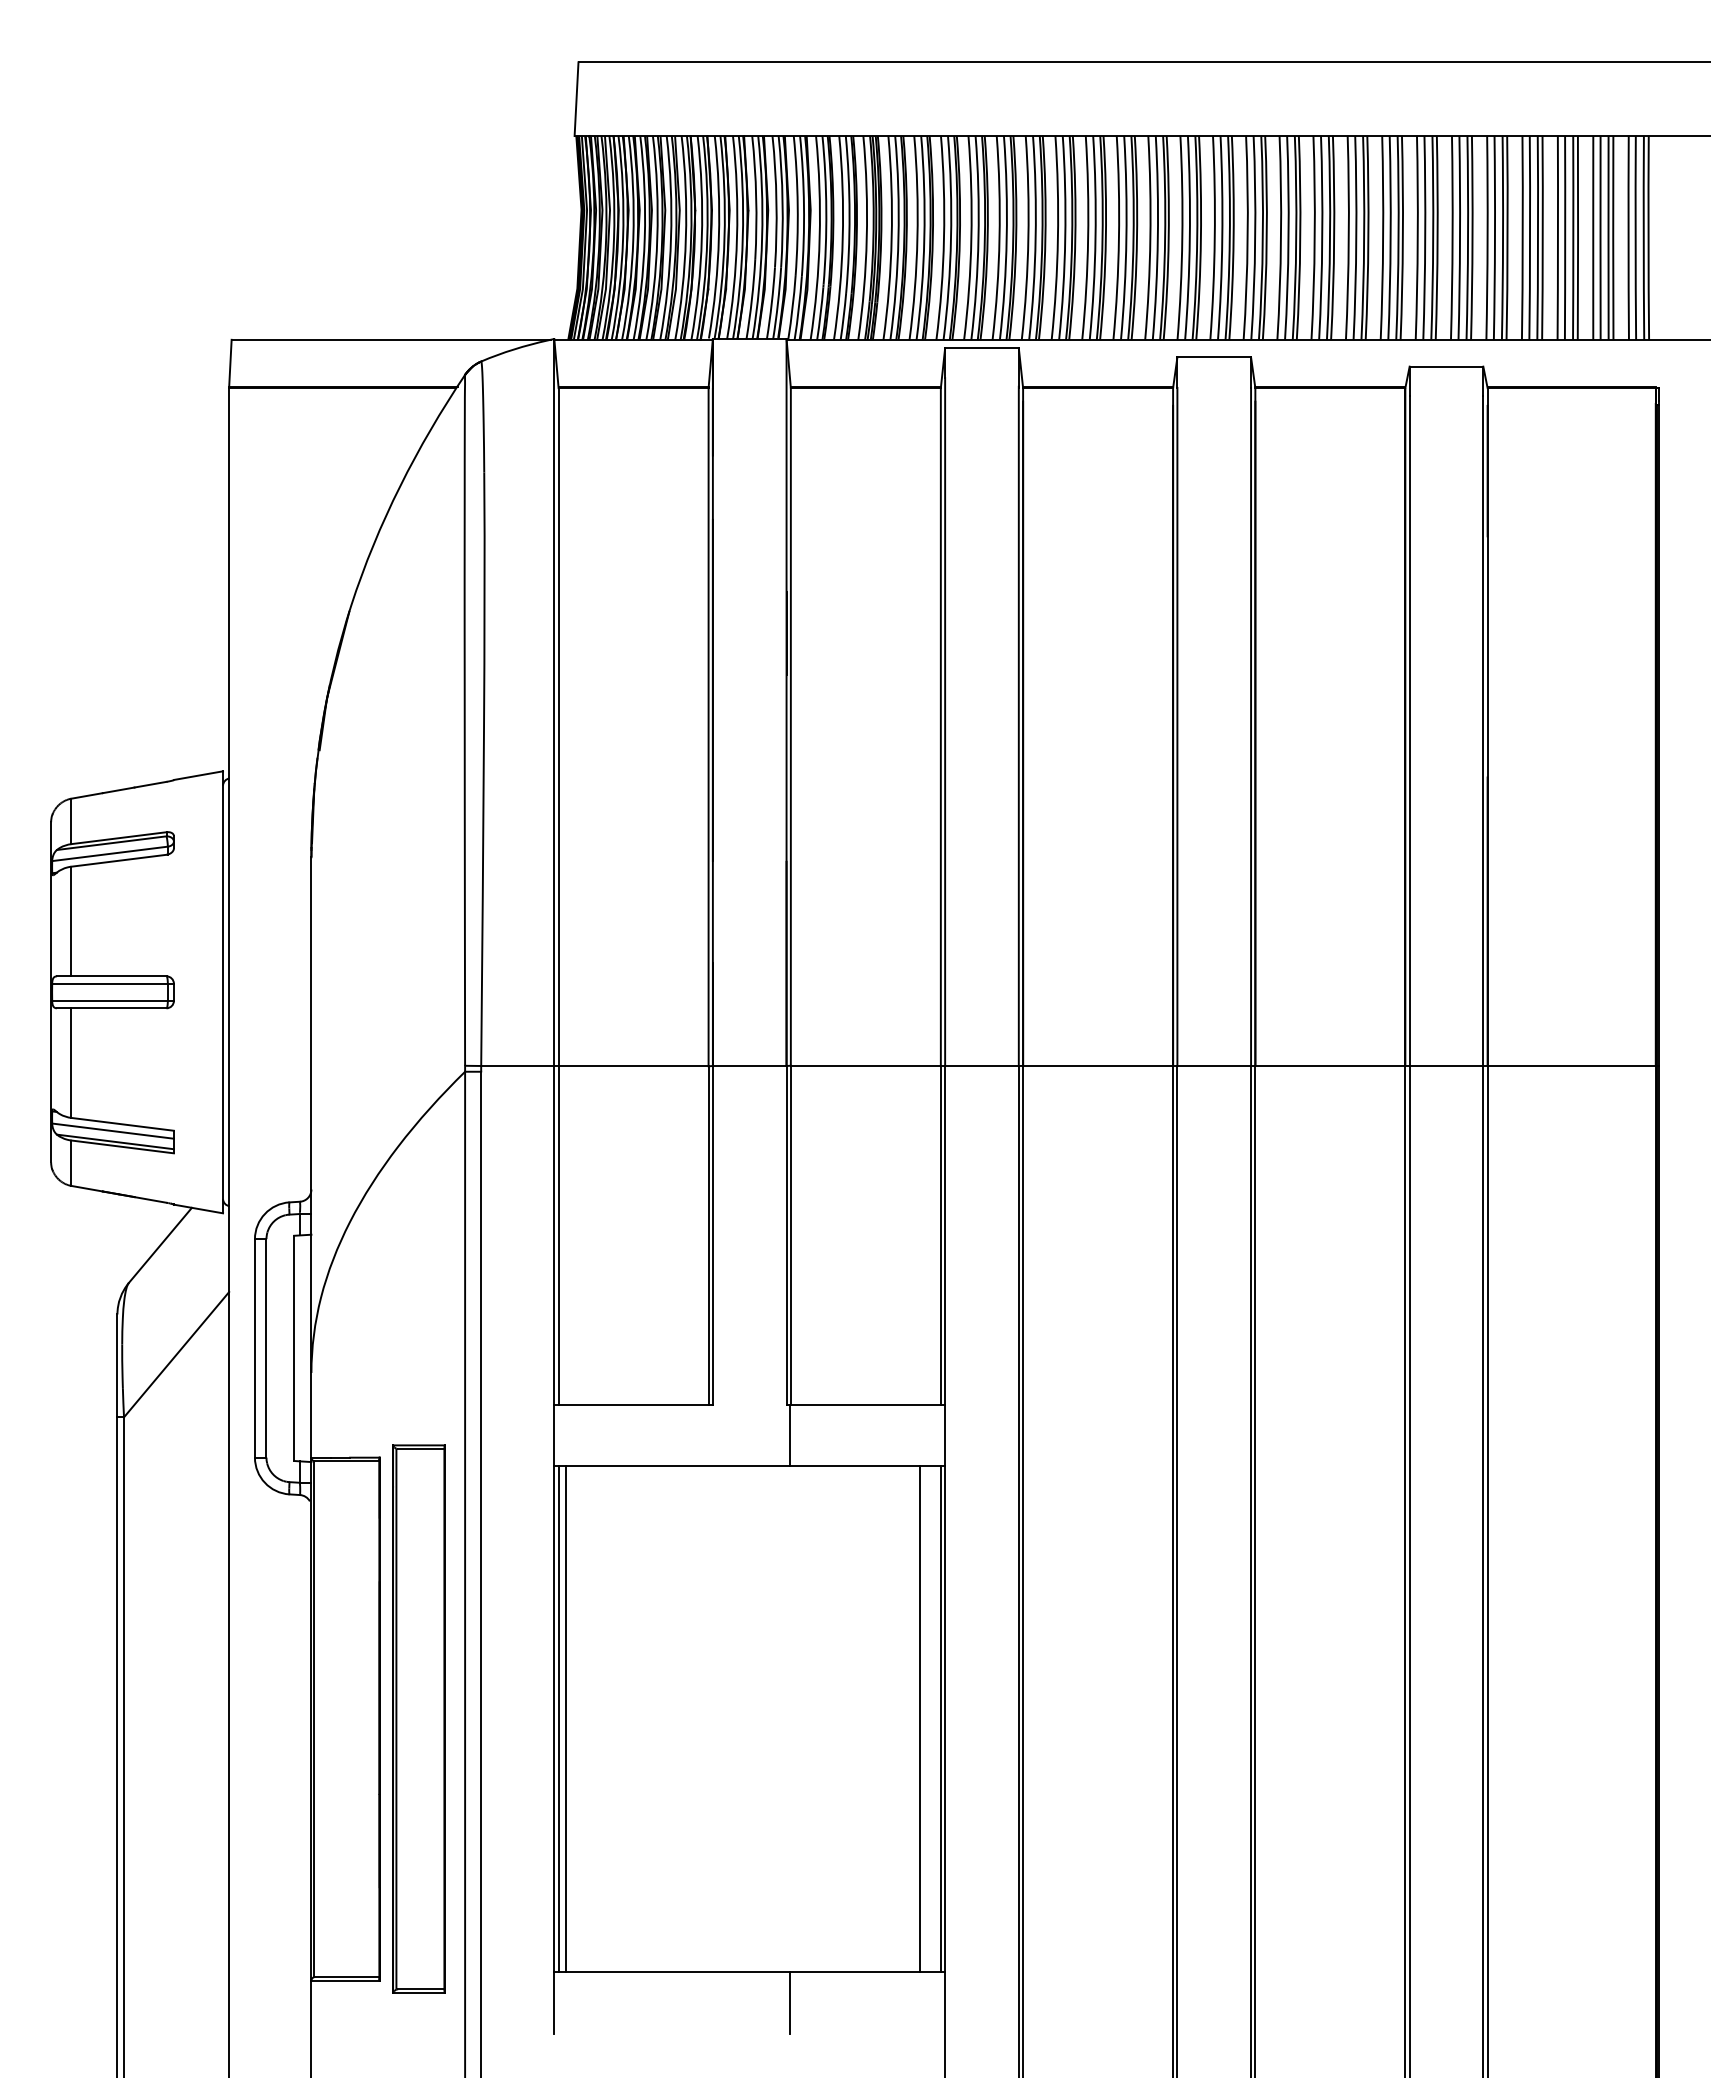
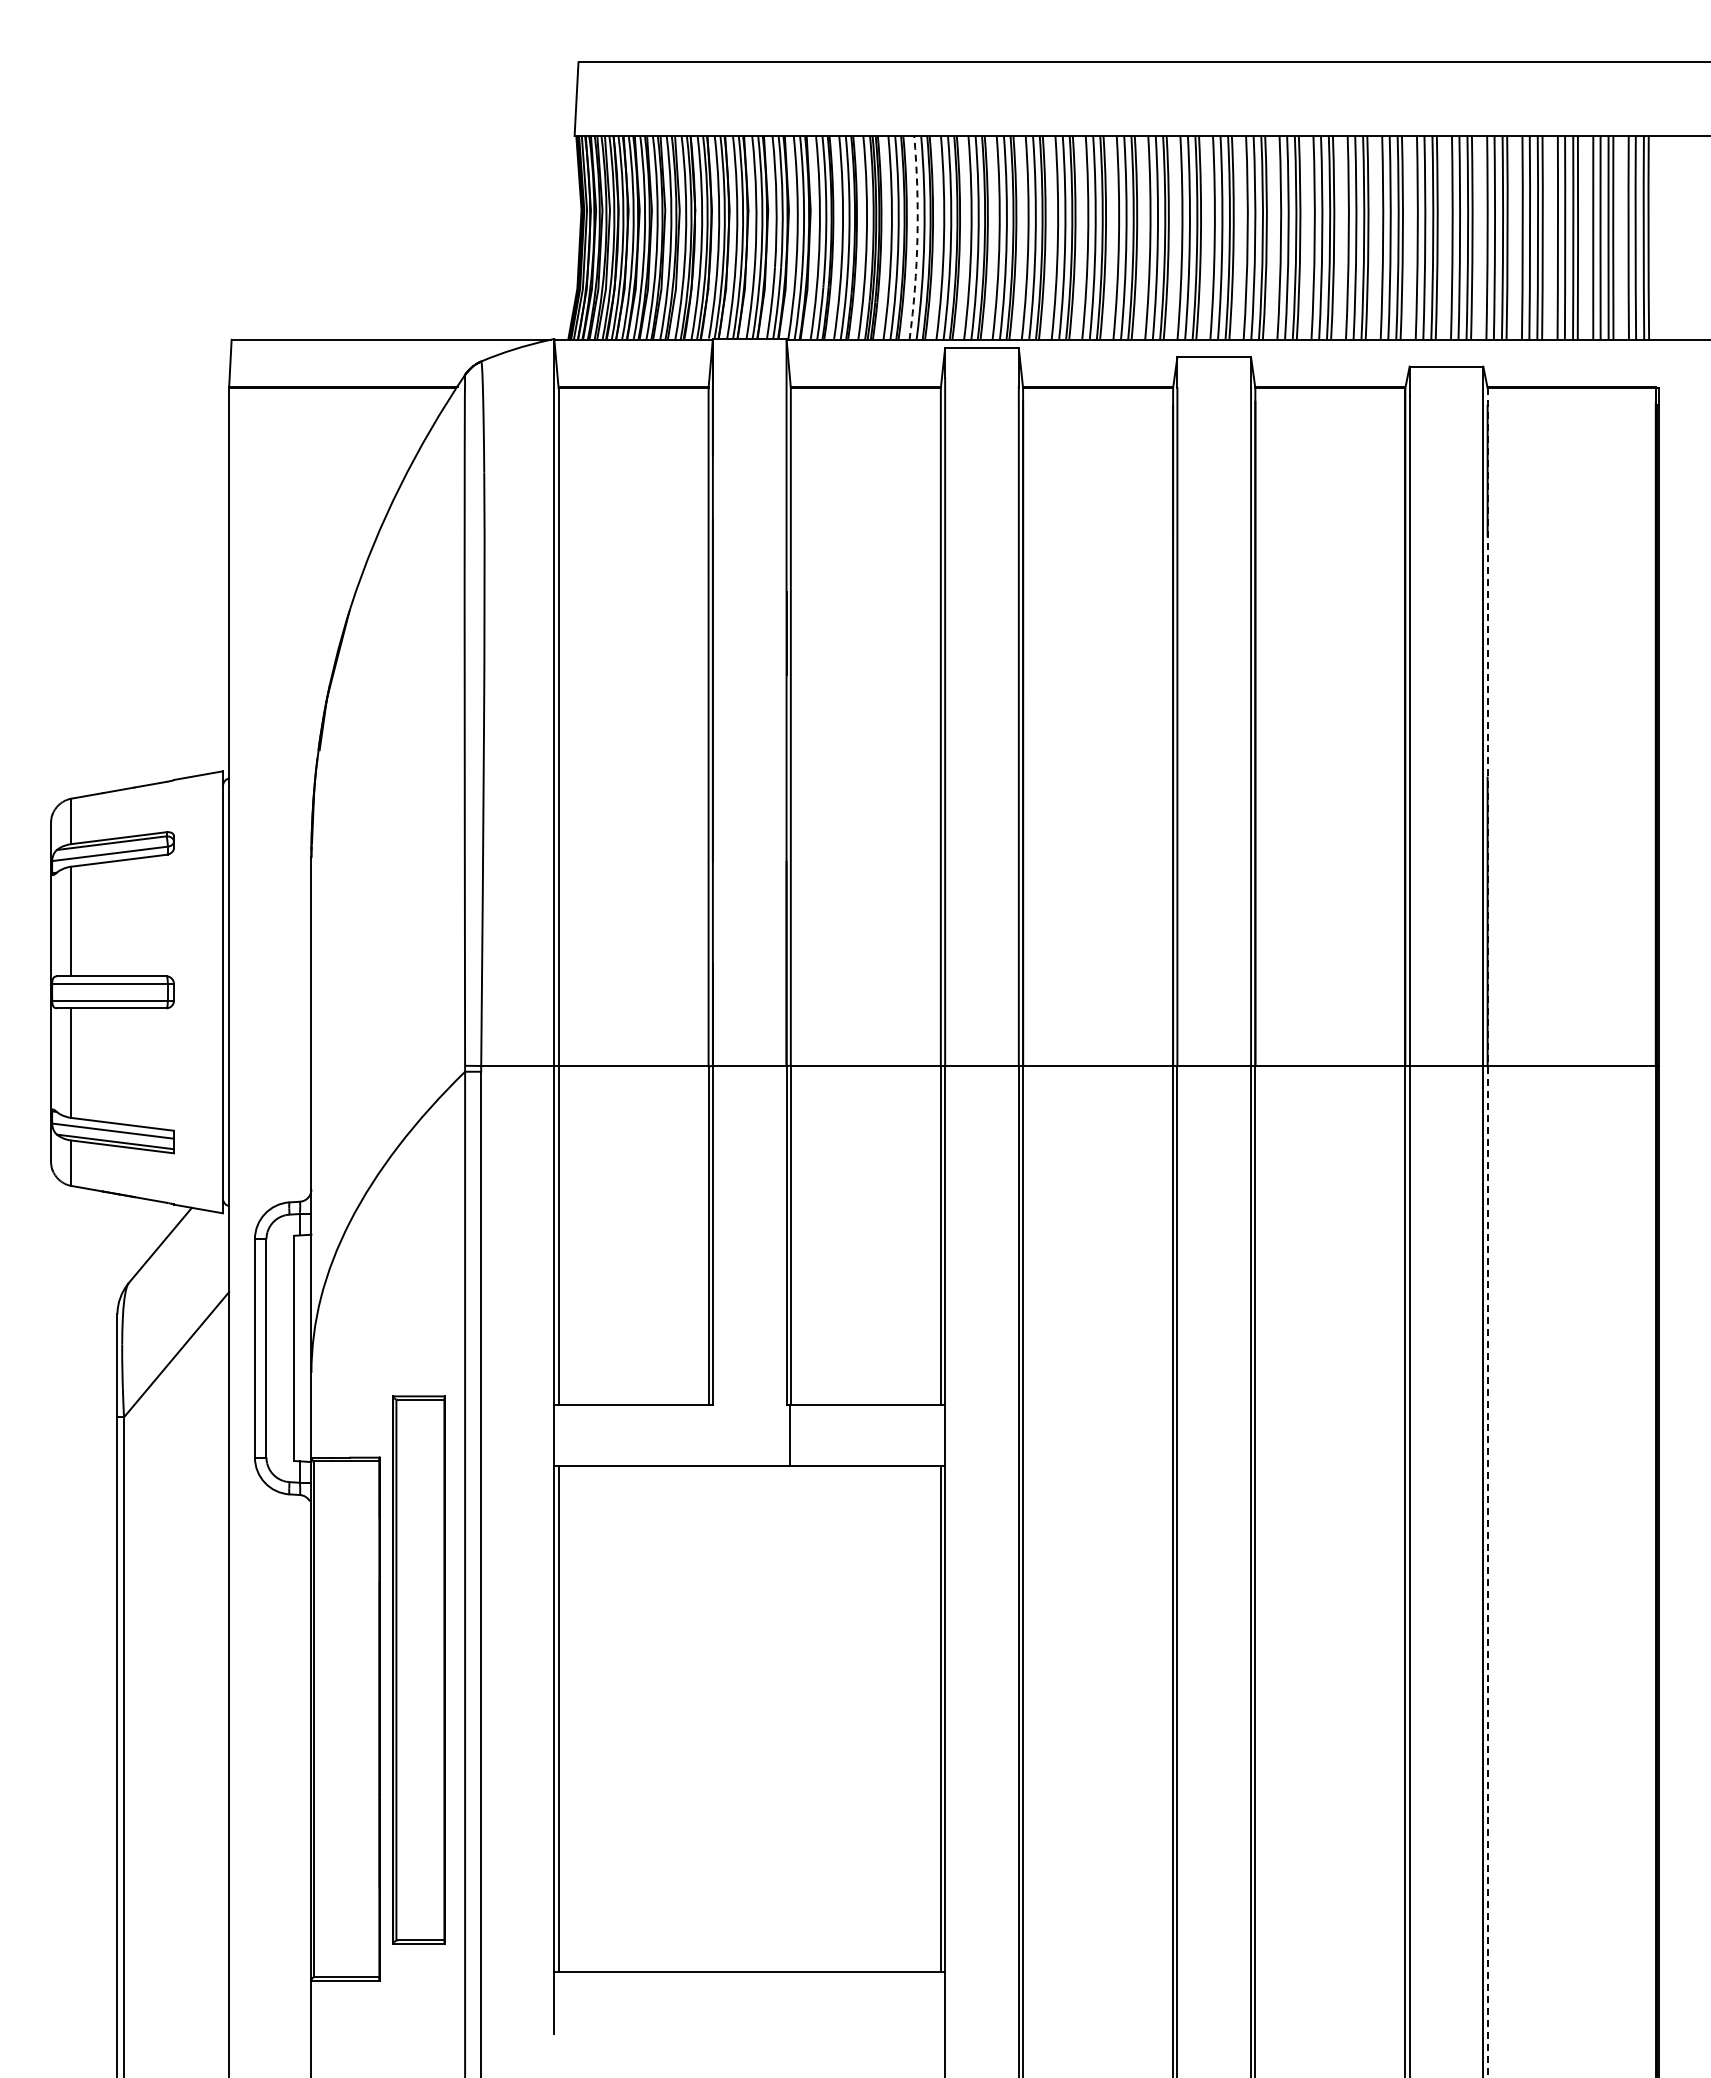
arc: solid -> dashed (917, 238)
line: solid -> dashed (1487, 1233)
part position: (418, 1718) -> (418, 1669) (418, 1669)
line: present -> none (566, 1719)
line: present -> none (919, 1719)
line: present -> none (790, 2002)
